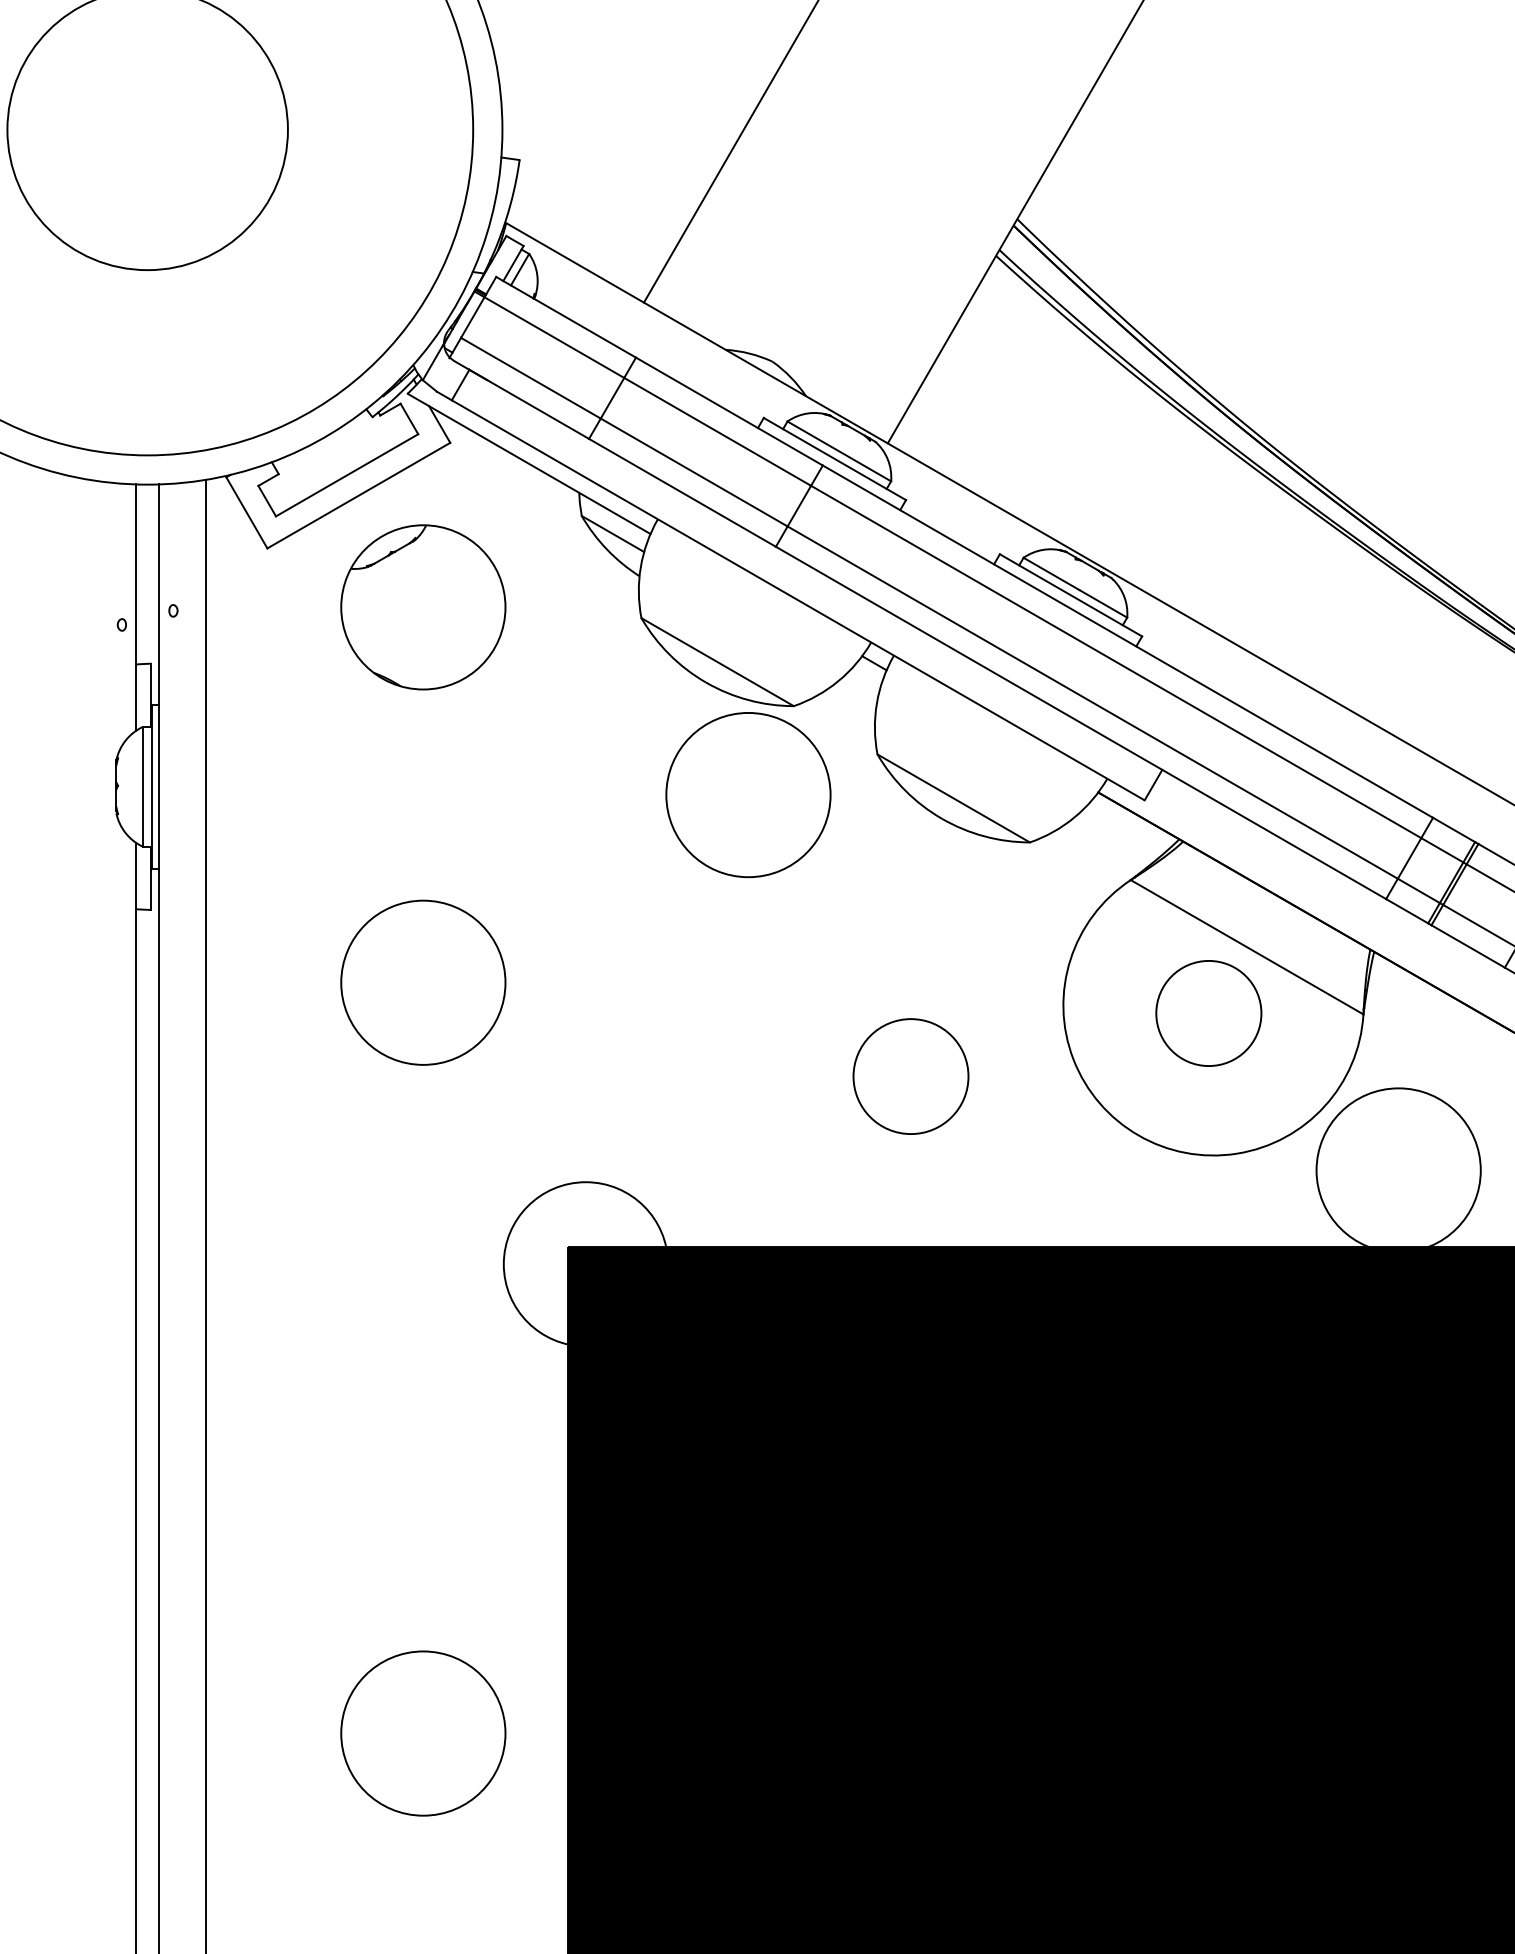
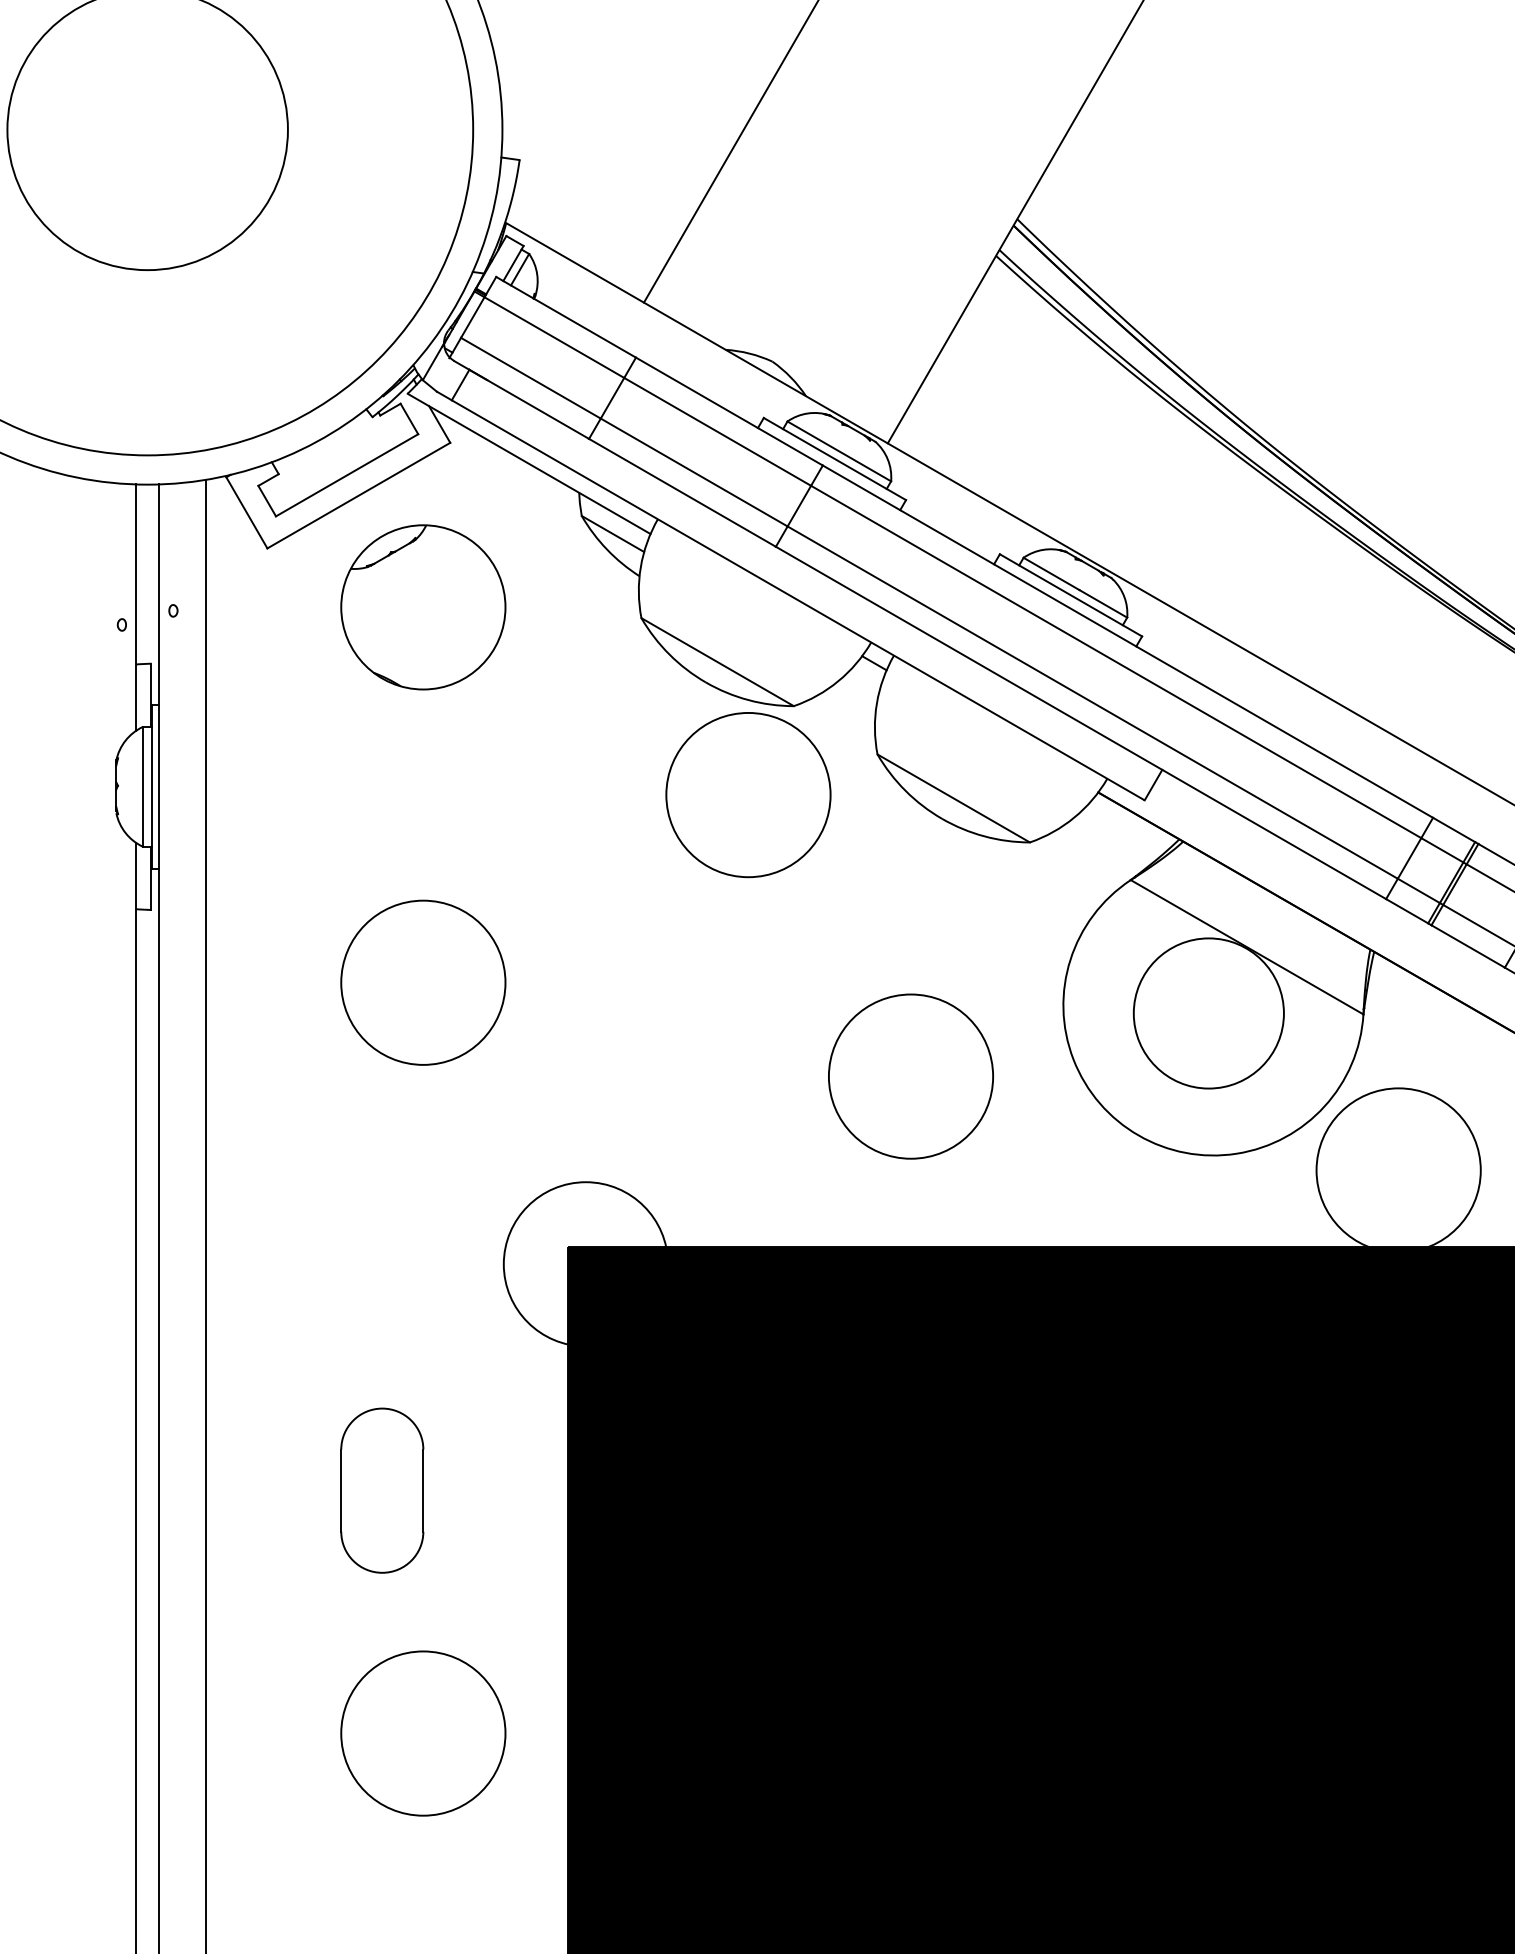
circle diameter: 105 px -> 150 px (1208, 1013)
circle size: 118x117 px -> 166x167 px (910, 1076)
part: none -> present (382, 1490)
